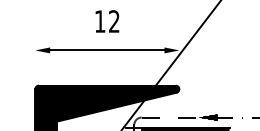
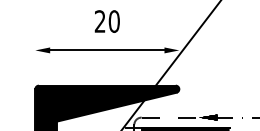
text: 12 -> 20 (106, 21)
